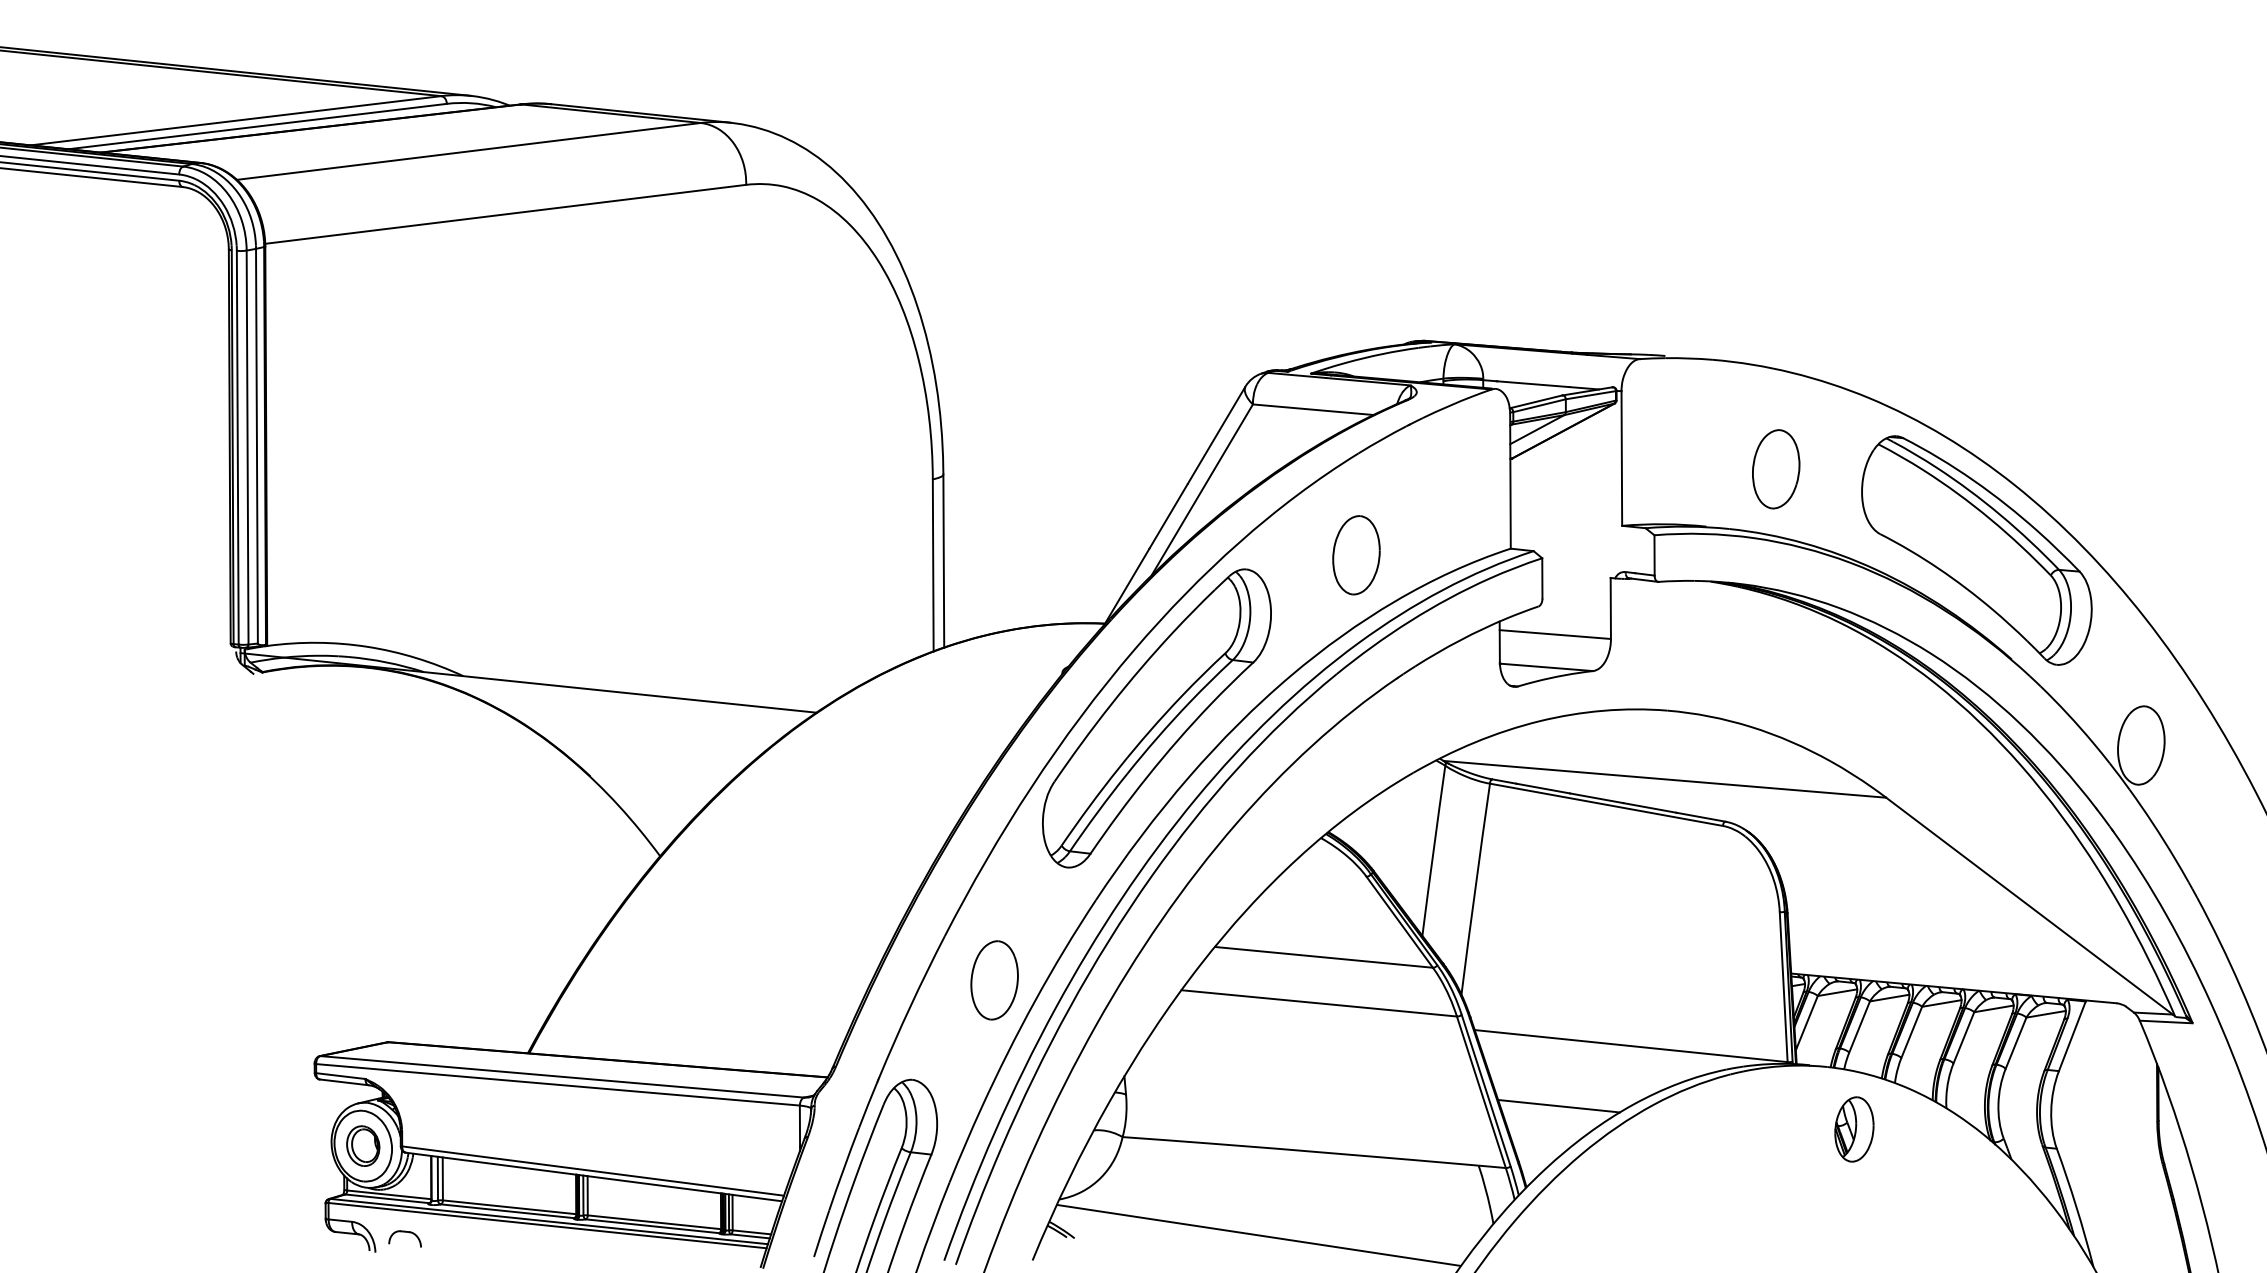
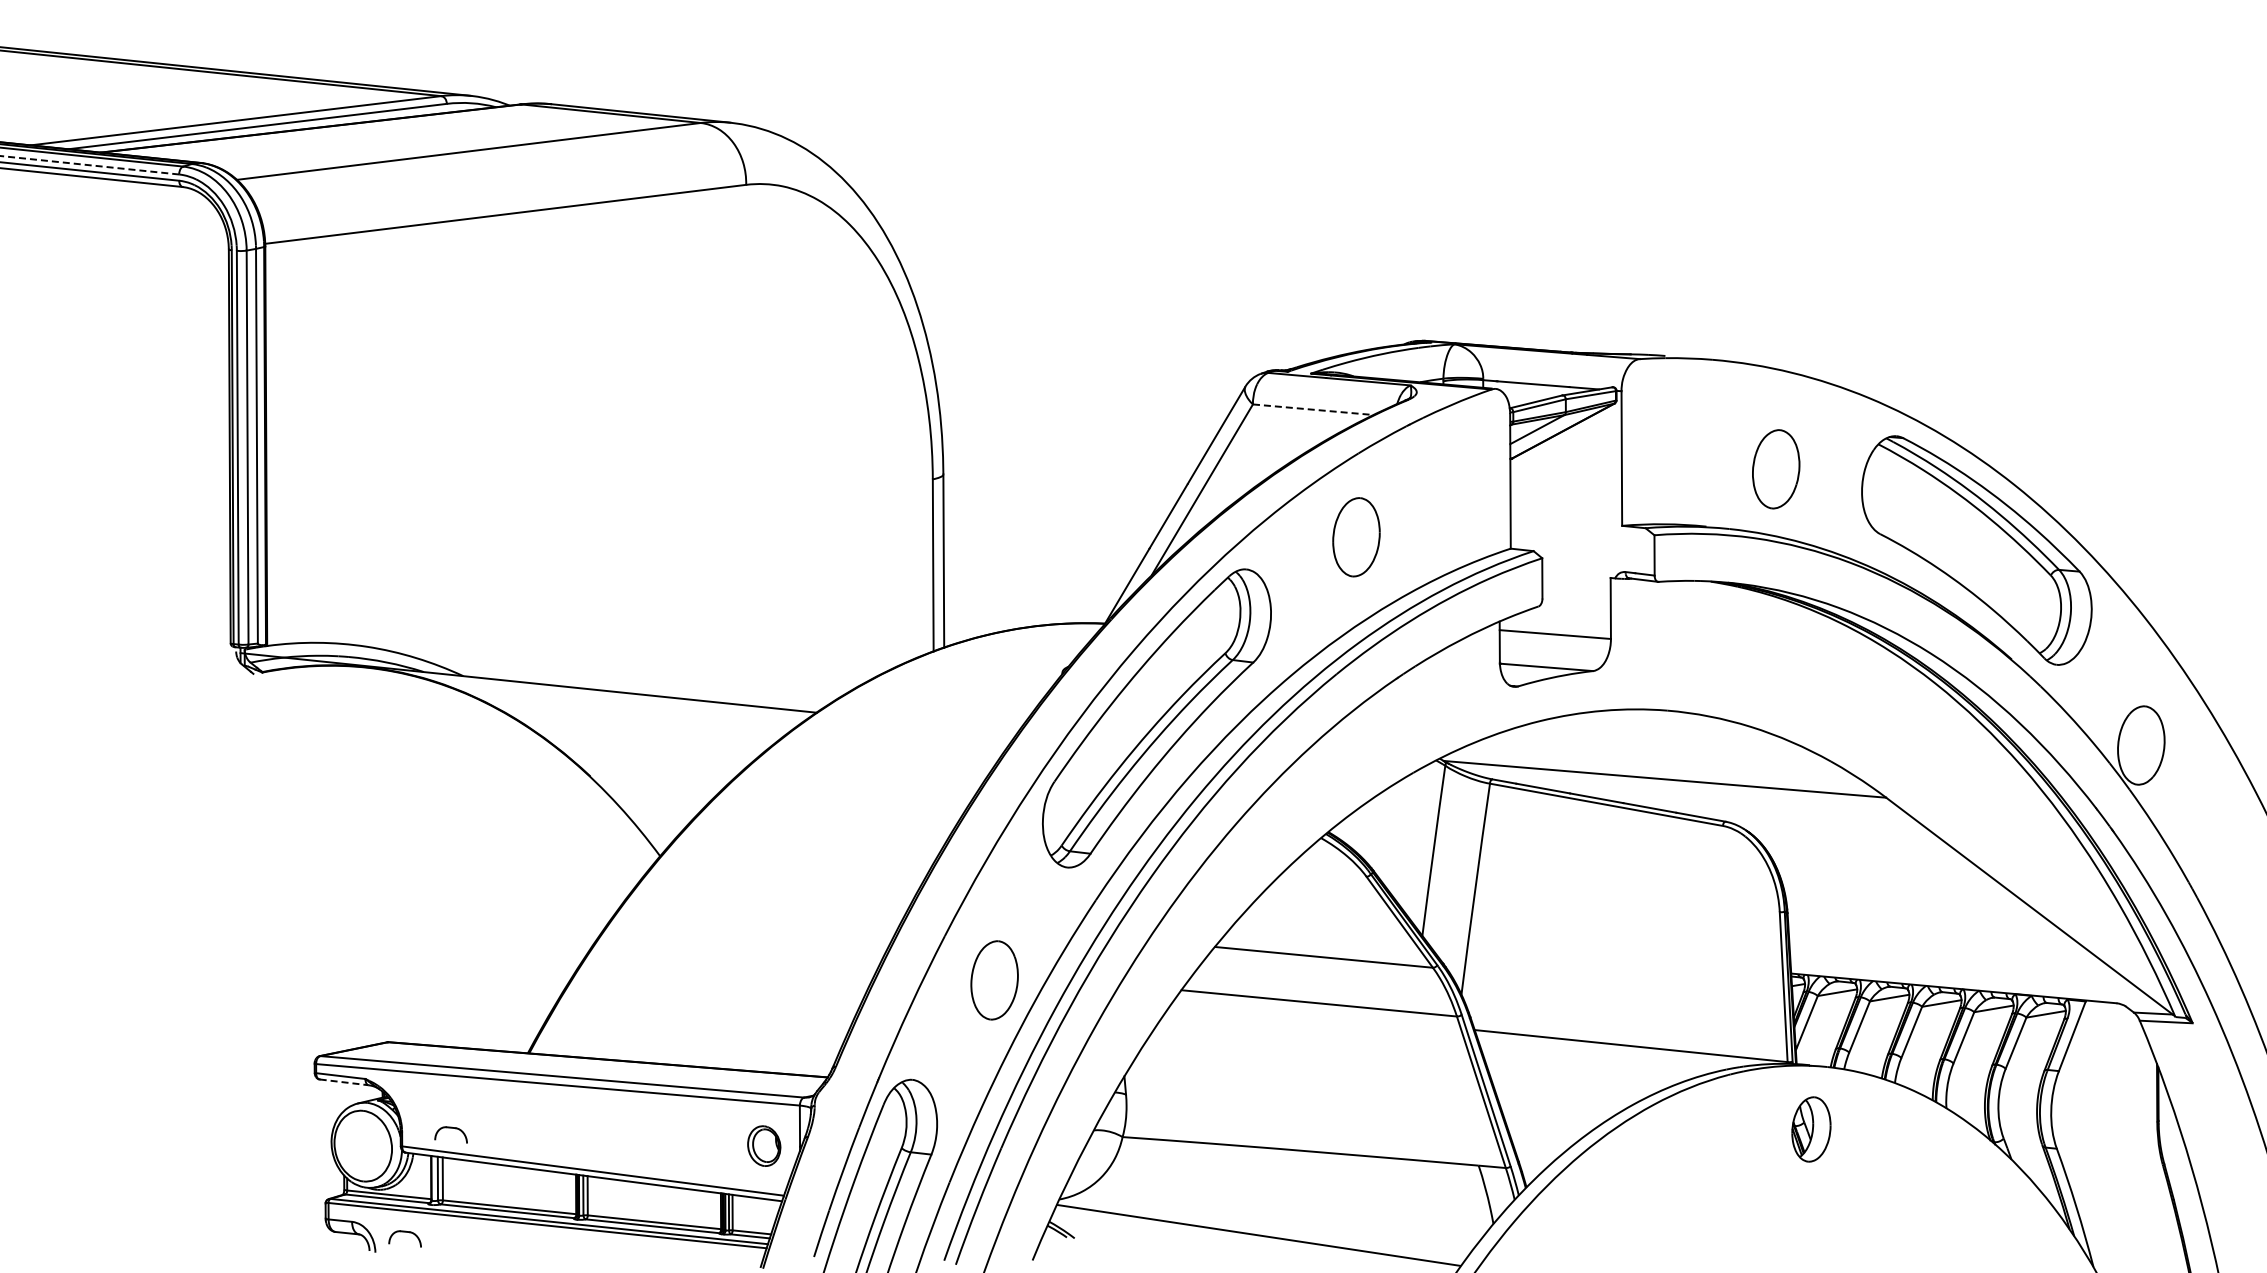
line: solid -> dashed (89, 165)
line: solid -> dashed (1313, 409)
part position: (1356, 555) -> (1356, 537) (1356, 537)
line: solid -> dashed (344, 1082)
line: present -> none (1558, 1105)
part position: (1854, 1129) -> (1811, 1129) (1811, 1129)
part: none -> present (450, 1134)
part position: (363, 1145) -> (764, 1145) (764, 1145)
